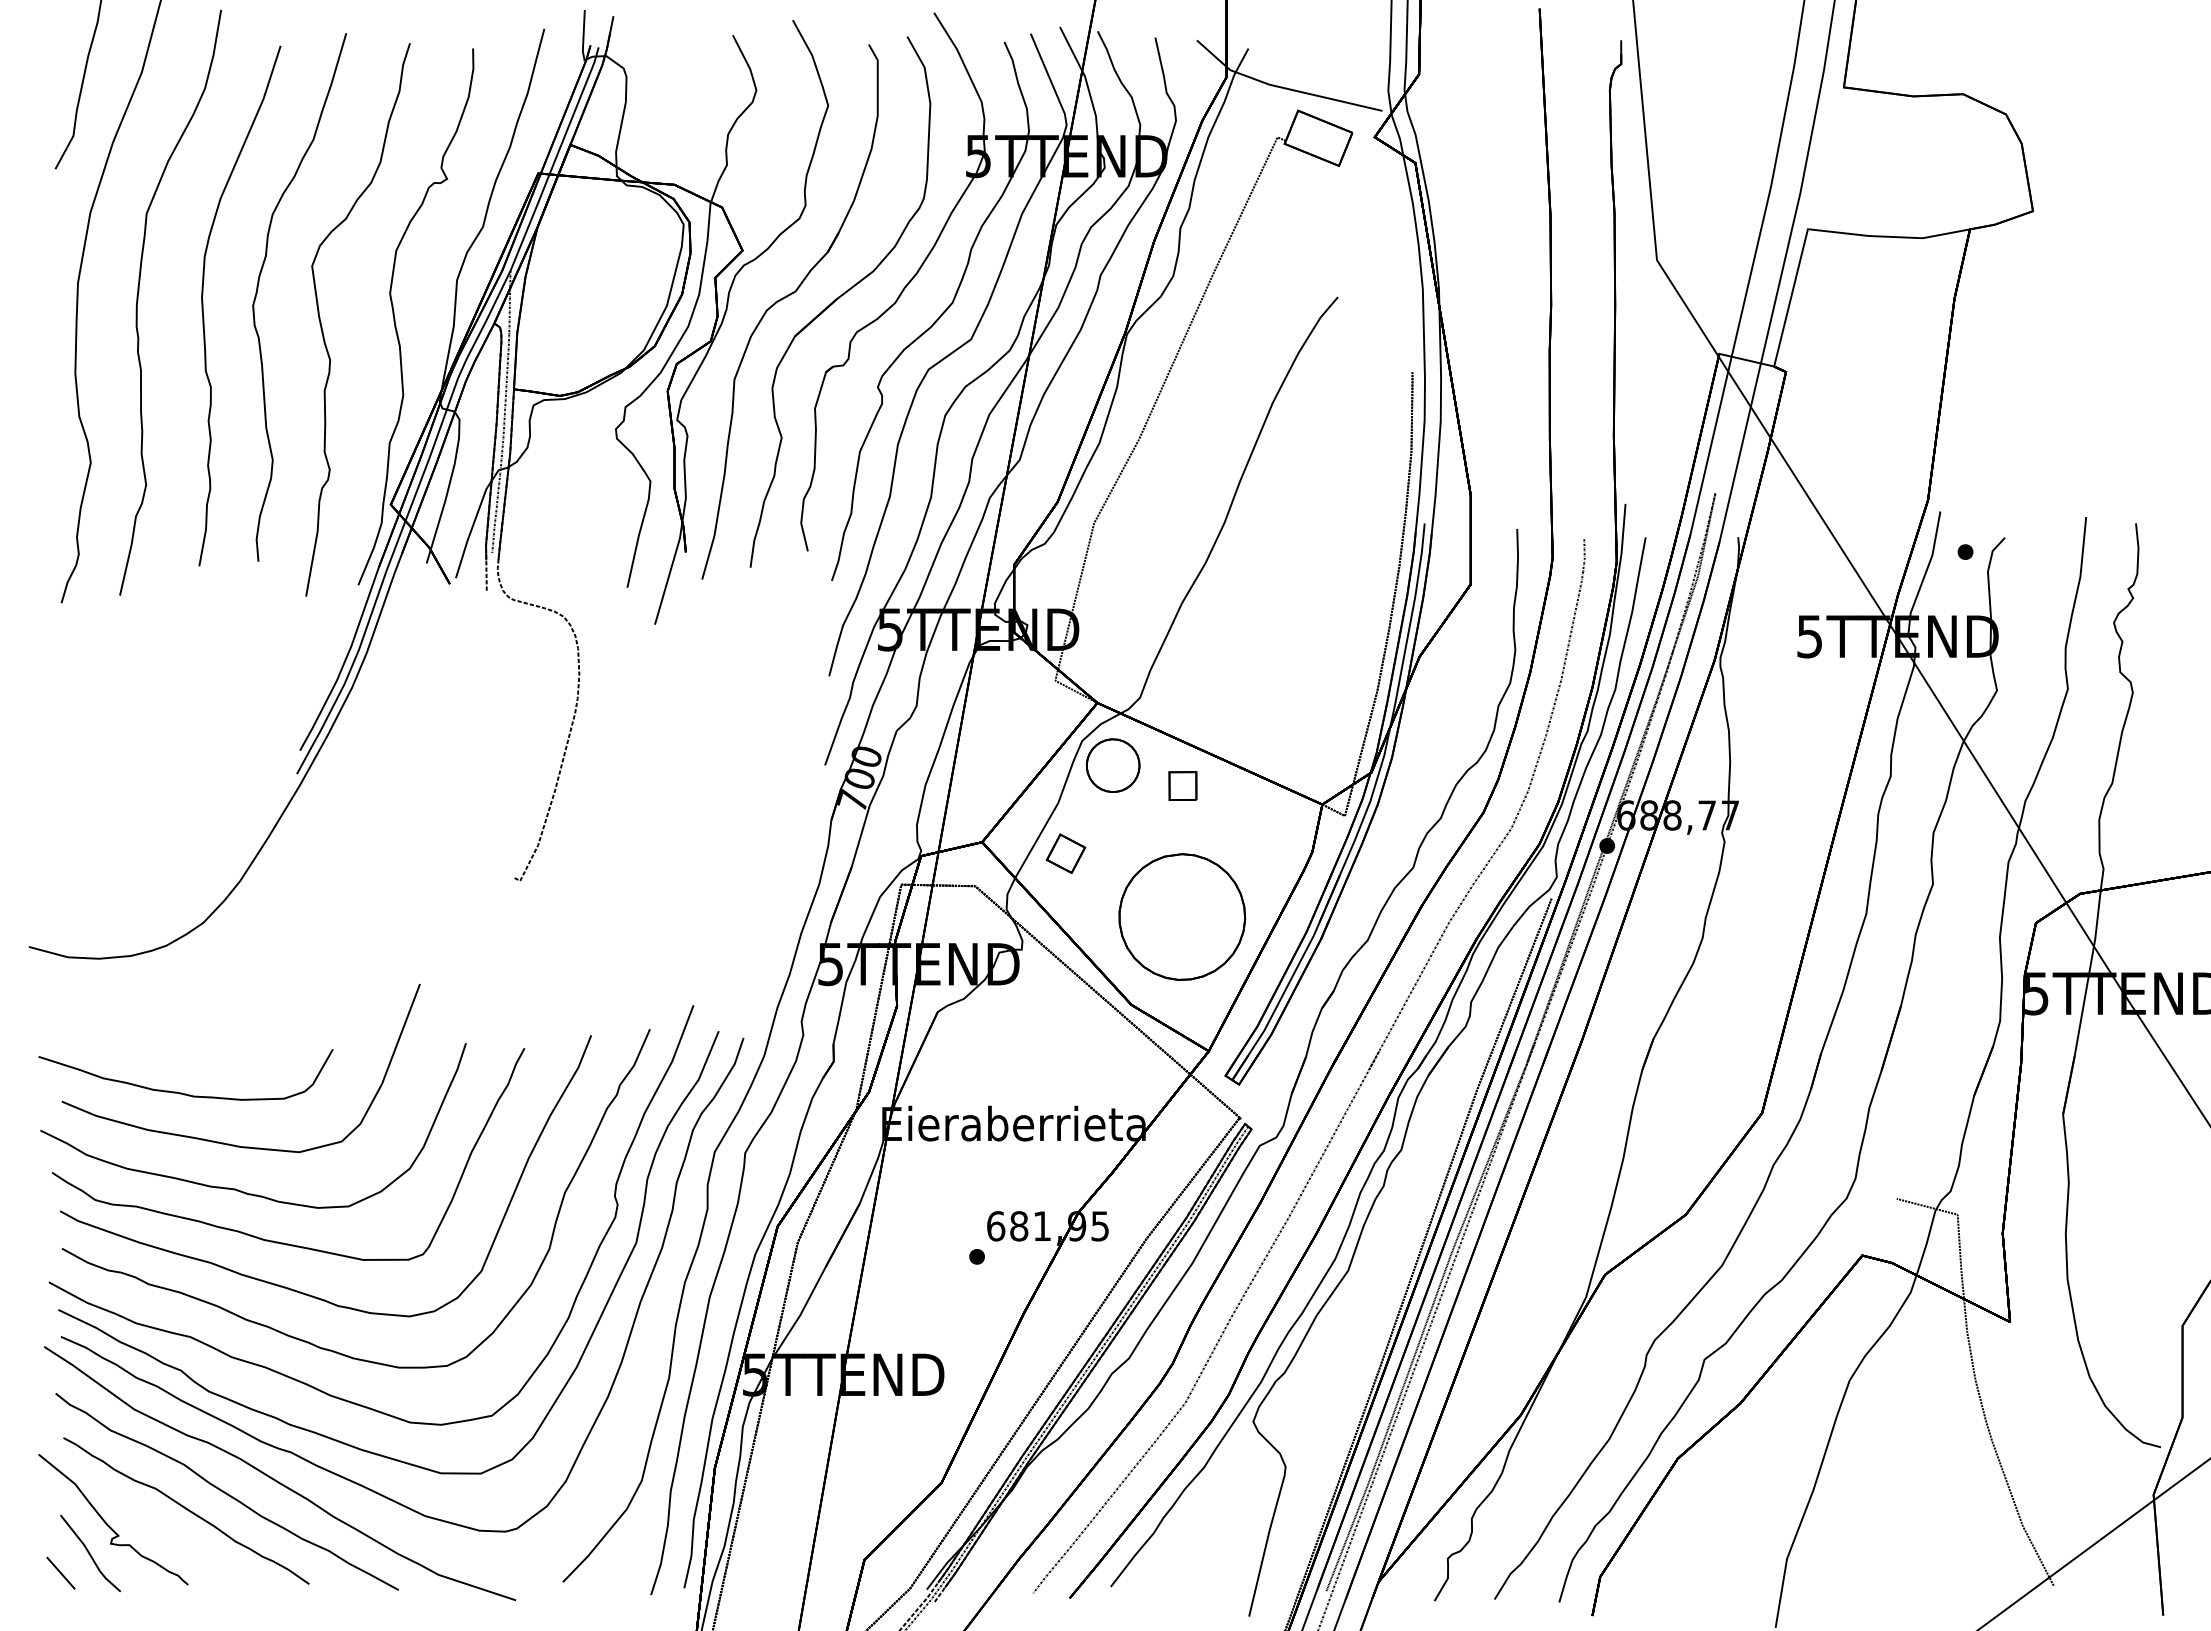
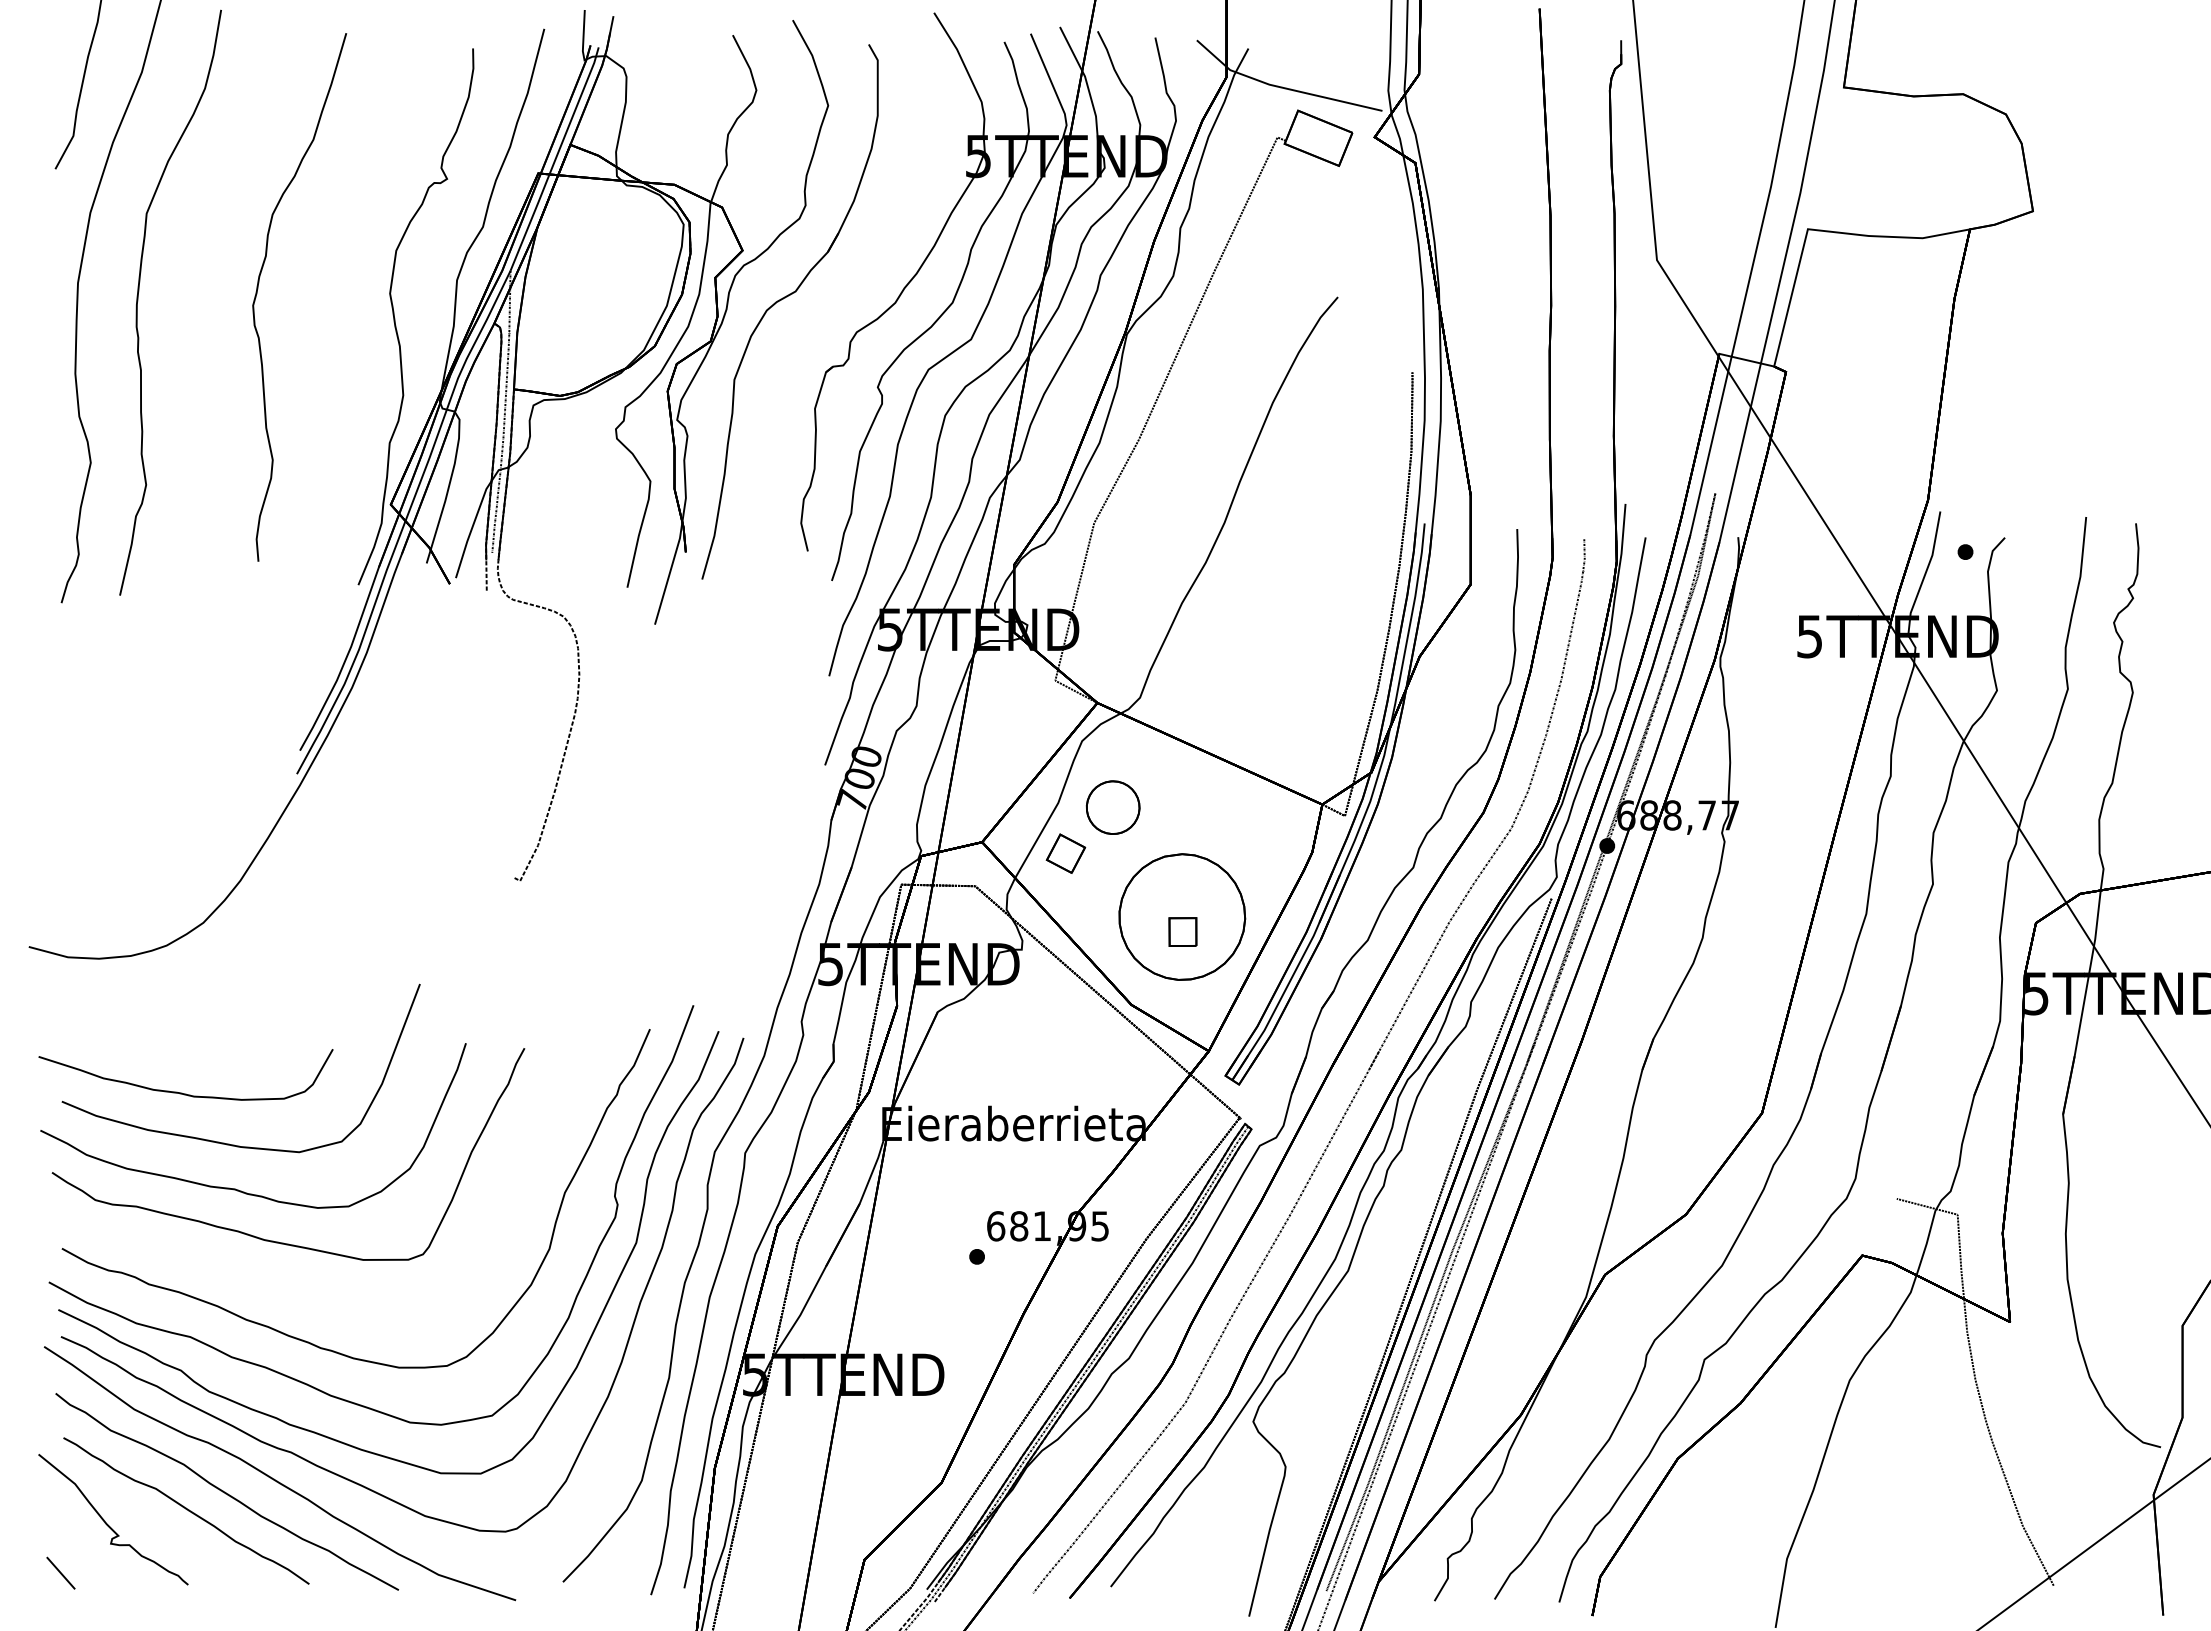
part: present -> none (840, 301)
part: present -> none (203, 305)
part: present -> none (322, 326)
part position: (1112, 765) -> (1112, 807) (1112, 807)
part position: (1182, 785) -> (1182, 931) (1182, 931)
curve: present -> none (288, 1287)
curve: present -> none (90, 1553)
